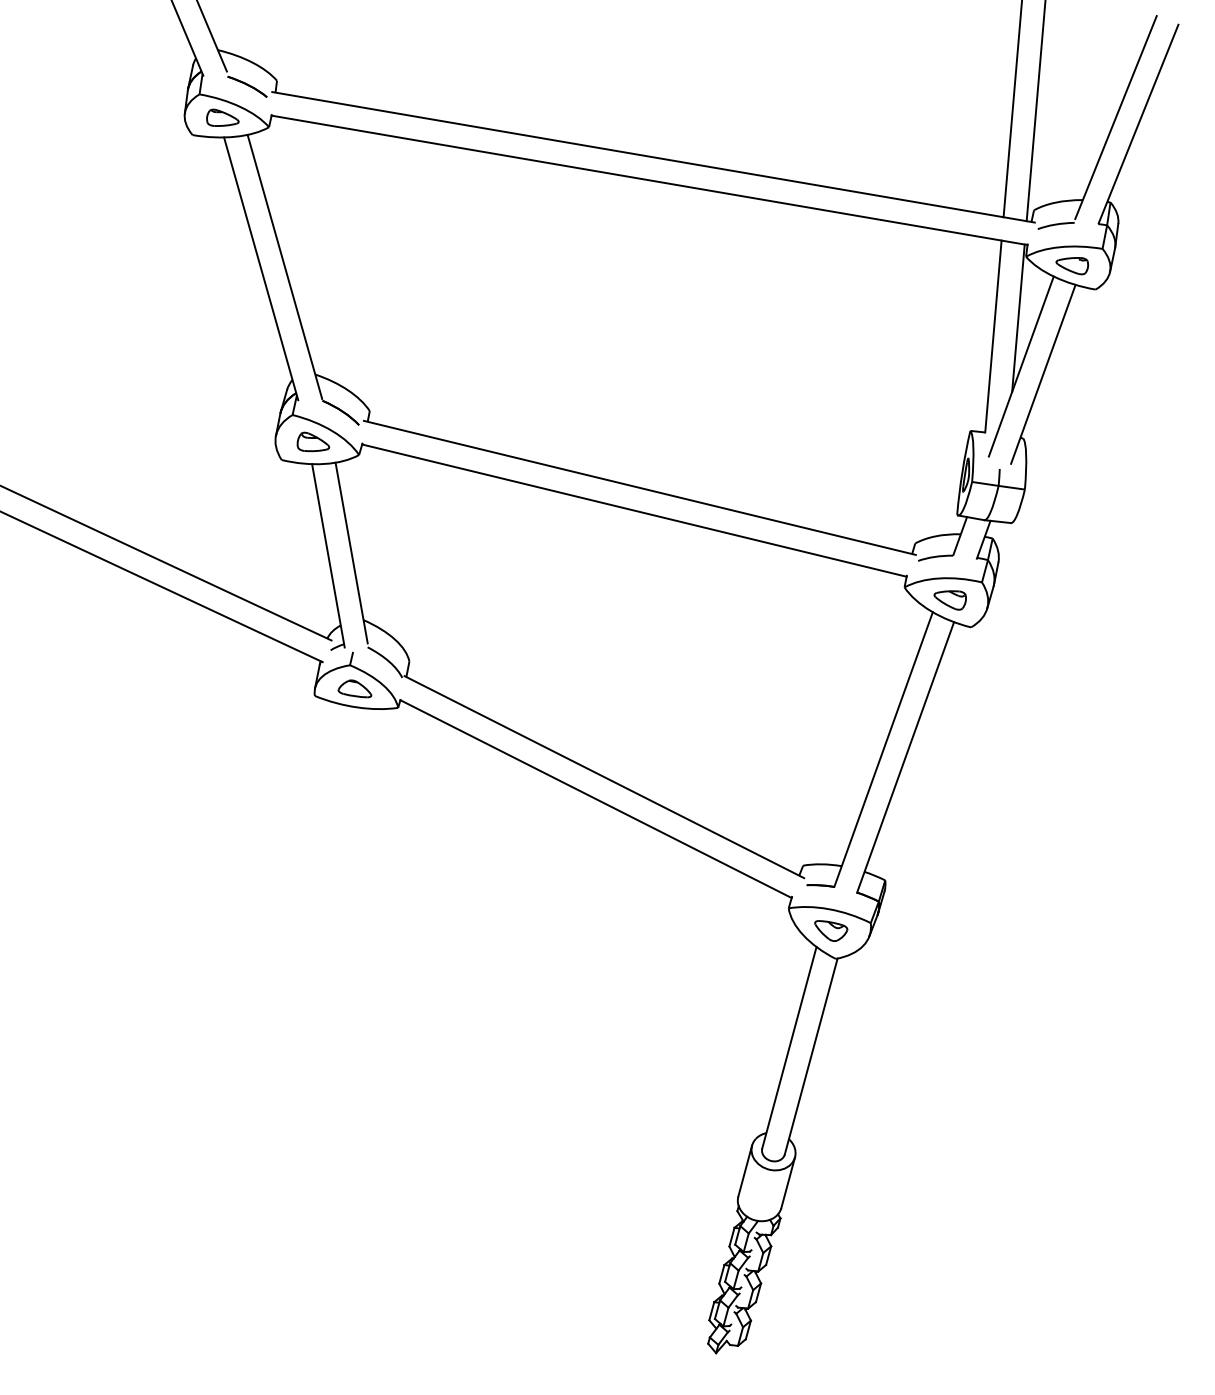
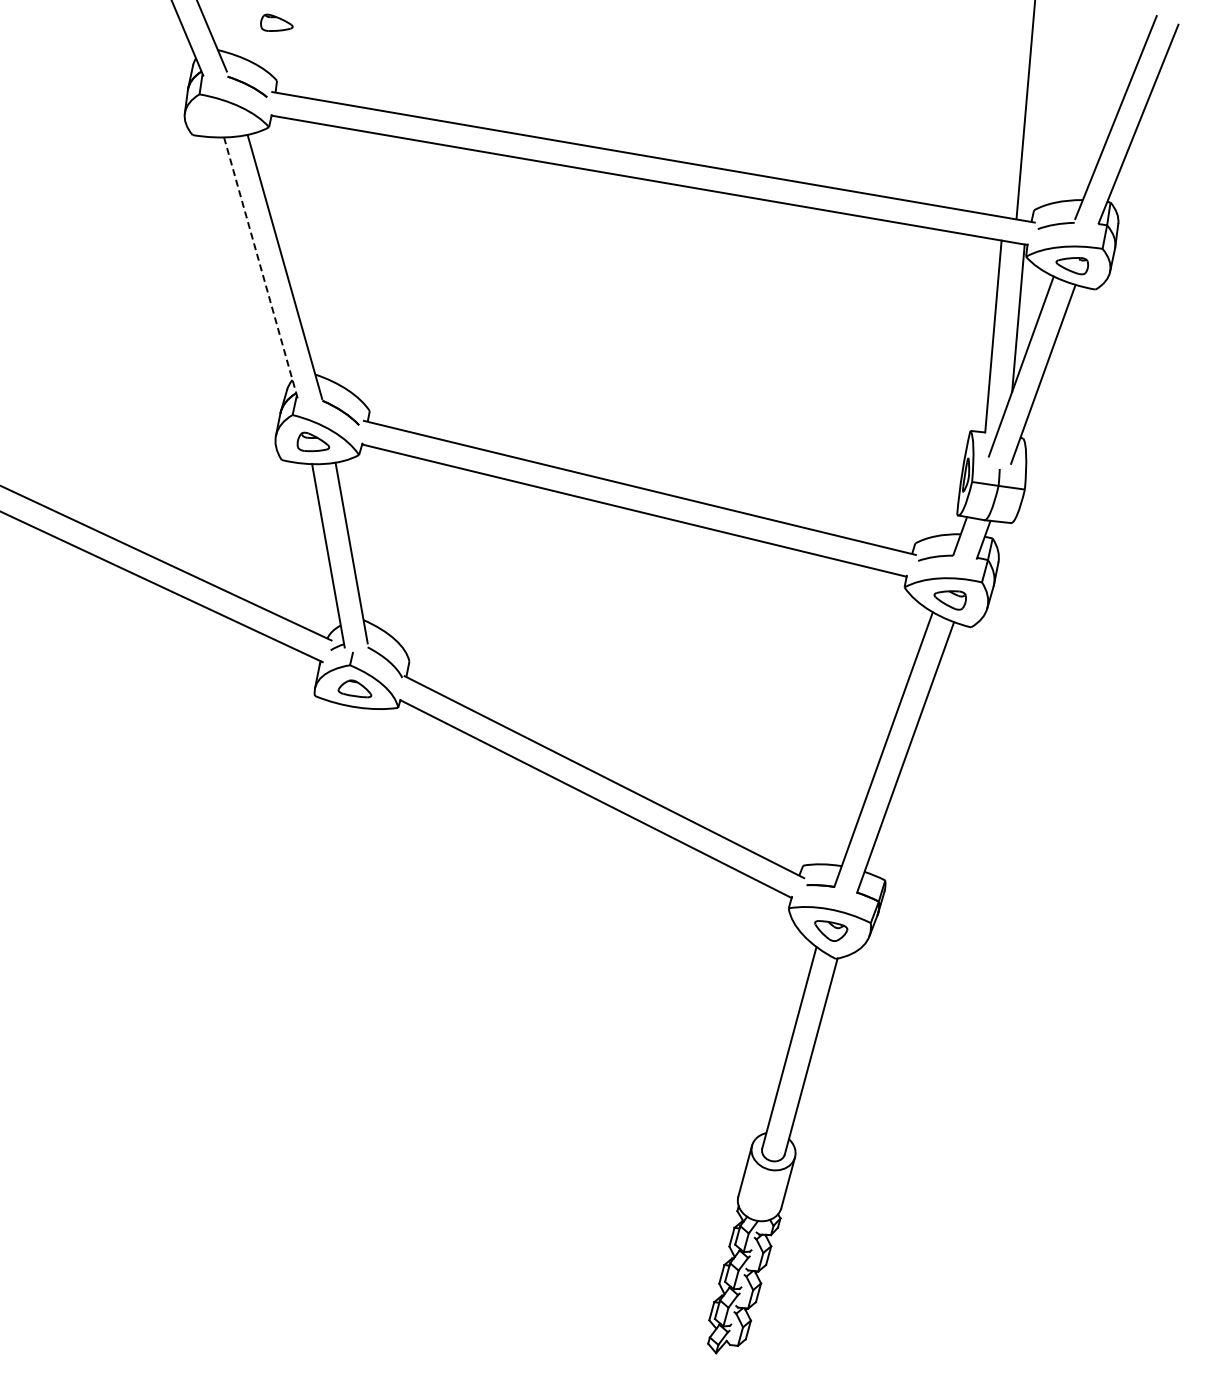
line position: (1012, 109) -> (1025, 110) (1025, 110)
line: present -> none (1035, 111)
part position: (222, 117) -> (276, 22) (276, 22)
line: solid -> dashed (261, 268)
